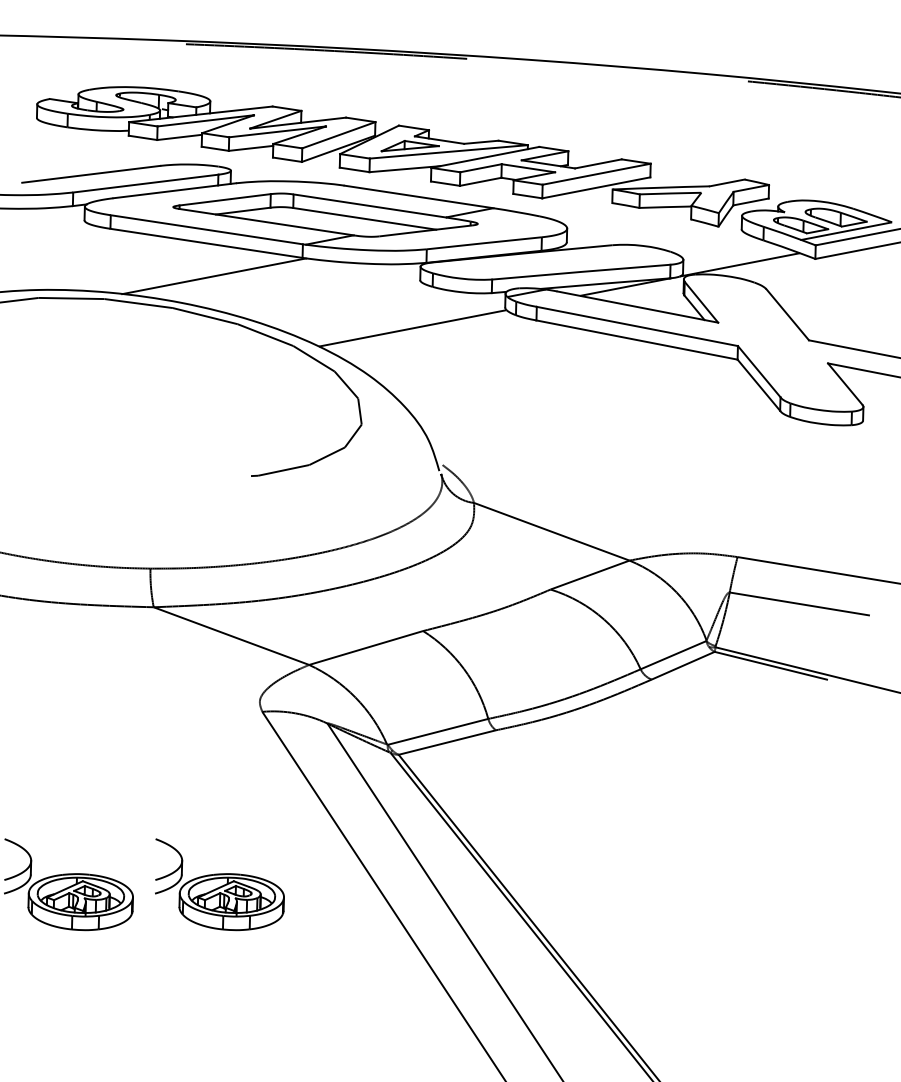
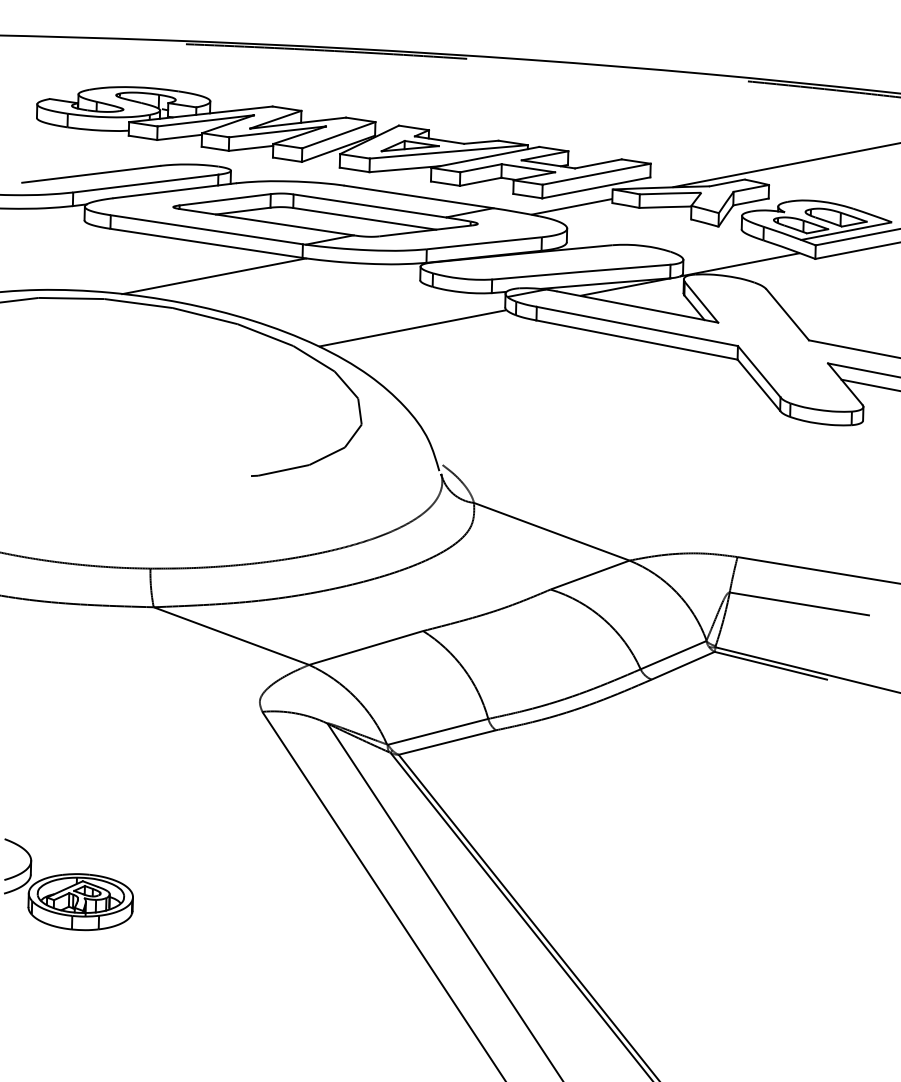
line: none -> present (784, 165)
line: none -> present (571, 206)
line: none -> present (869, 384)
part: present -> none (219, 884)
